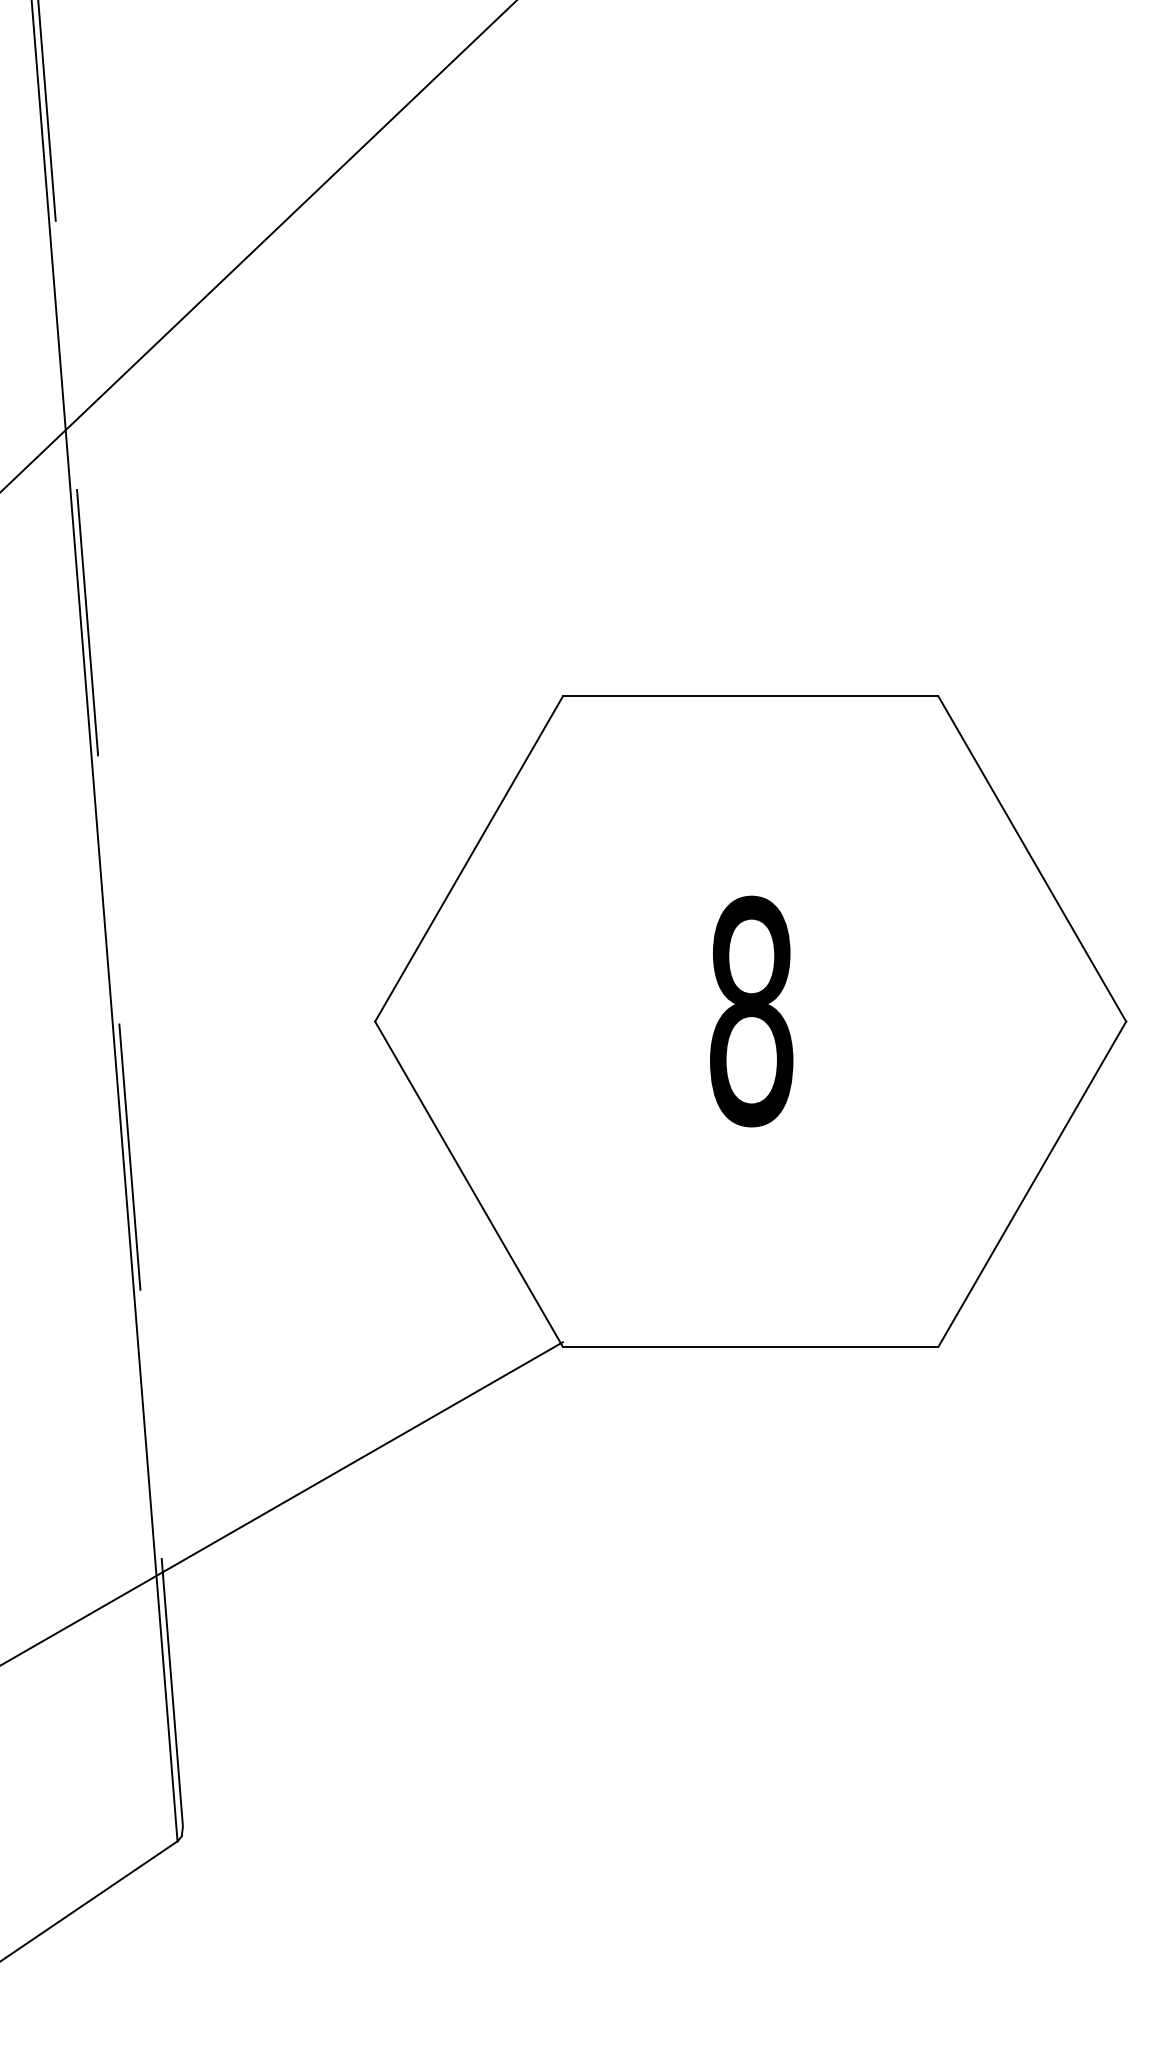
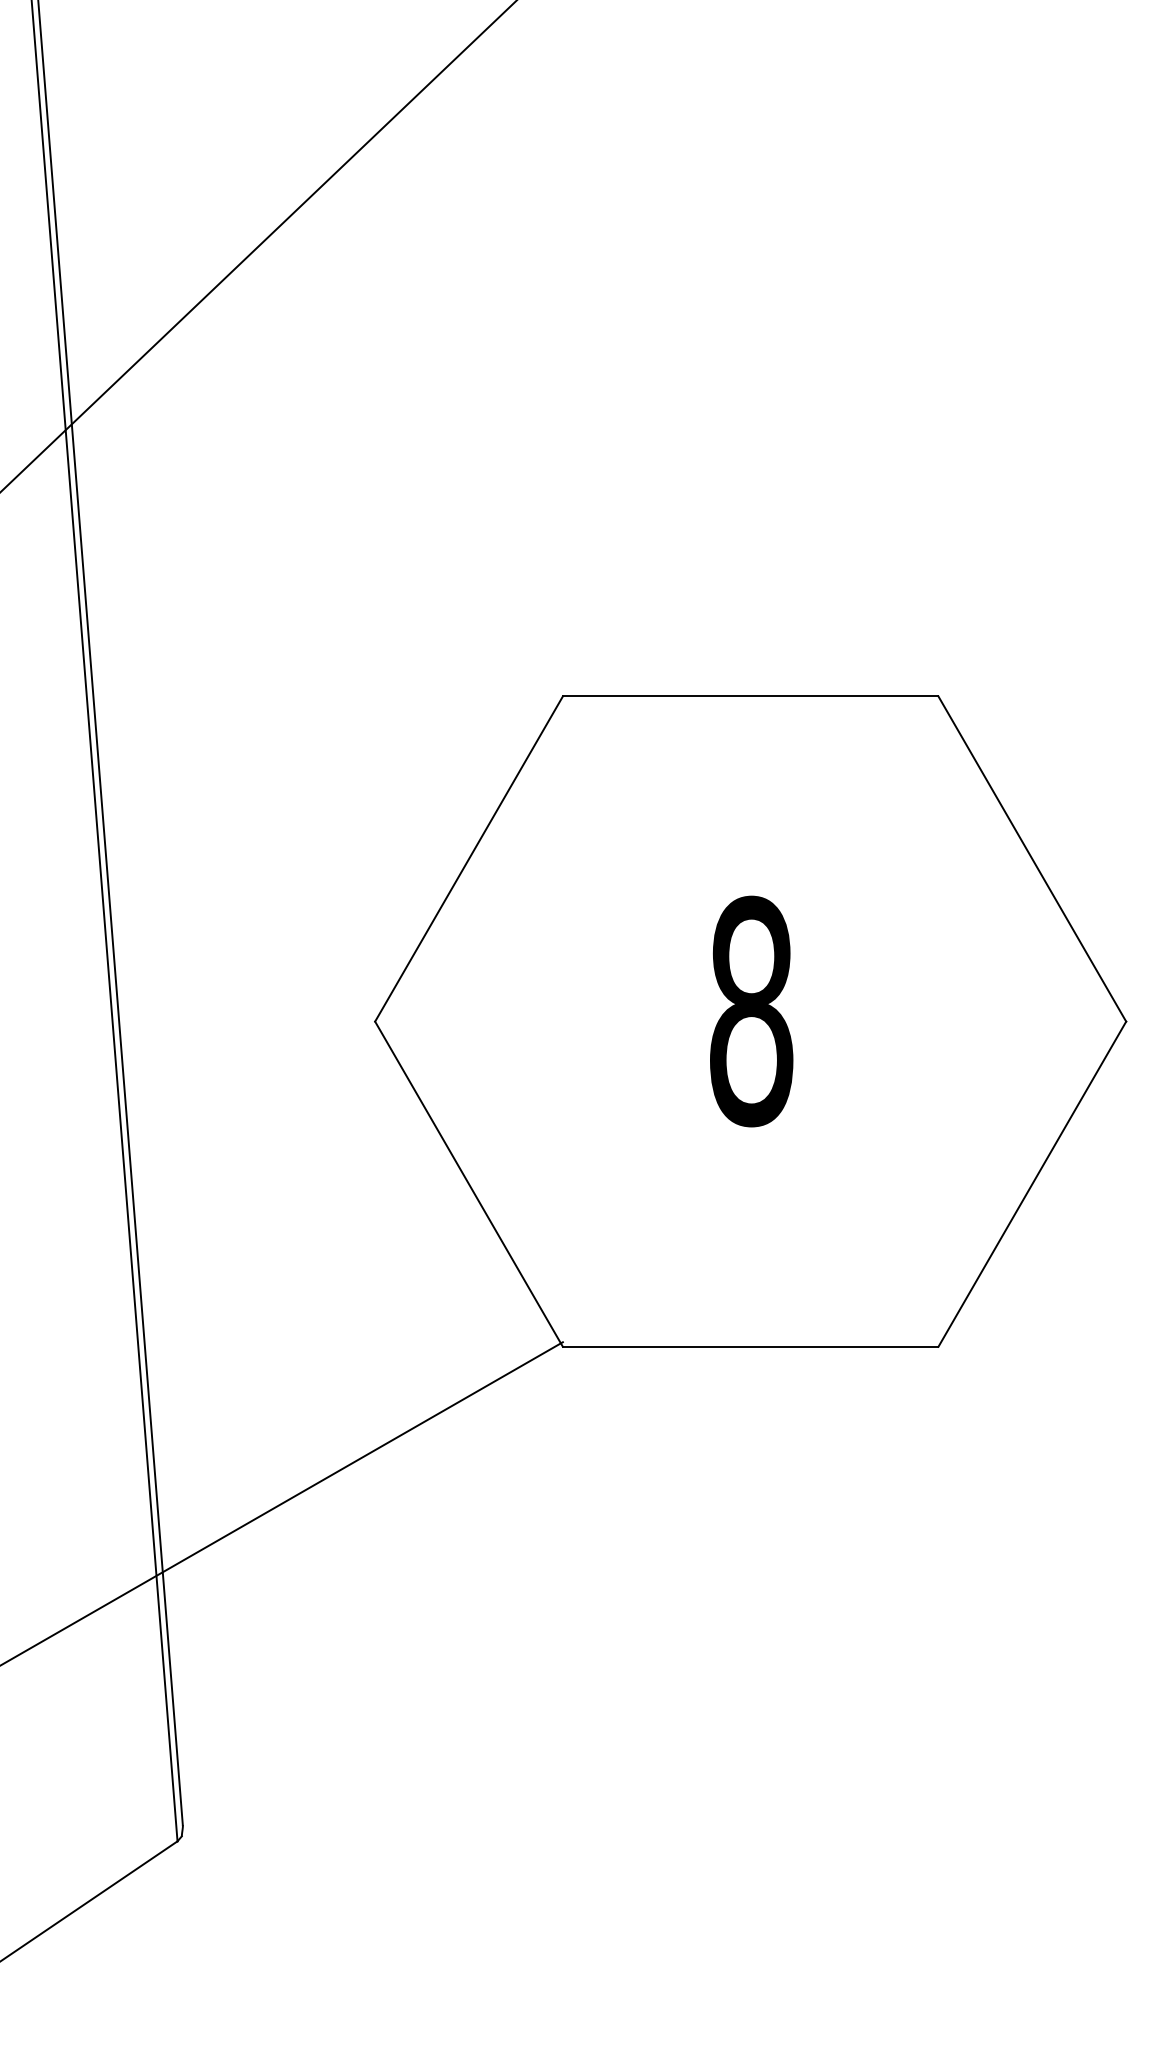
line: dashed -> solid (110, 912)
